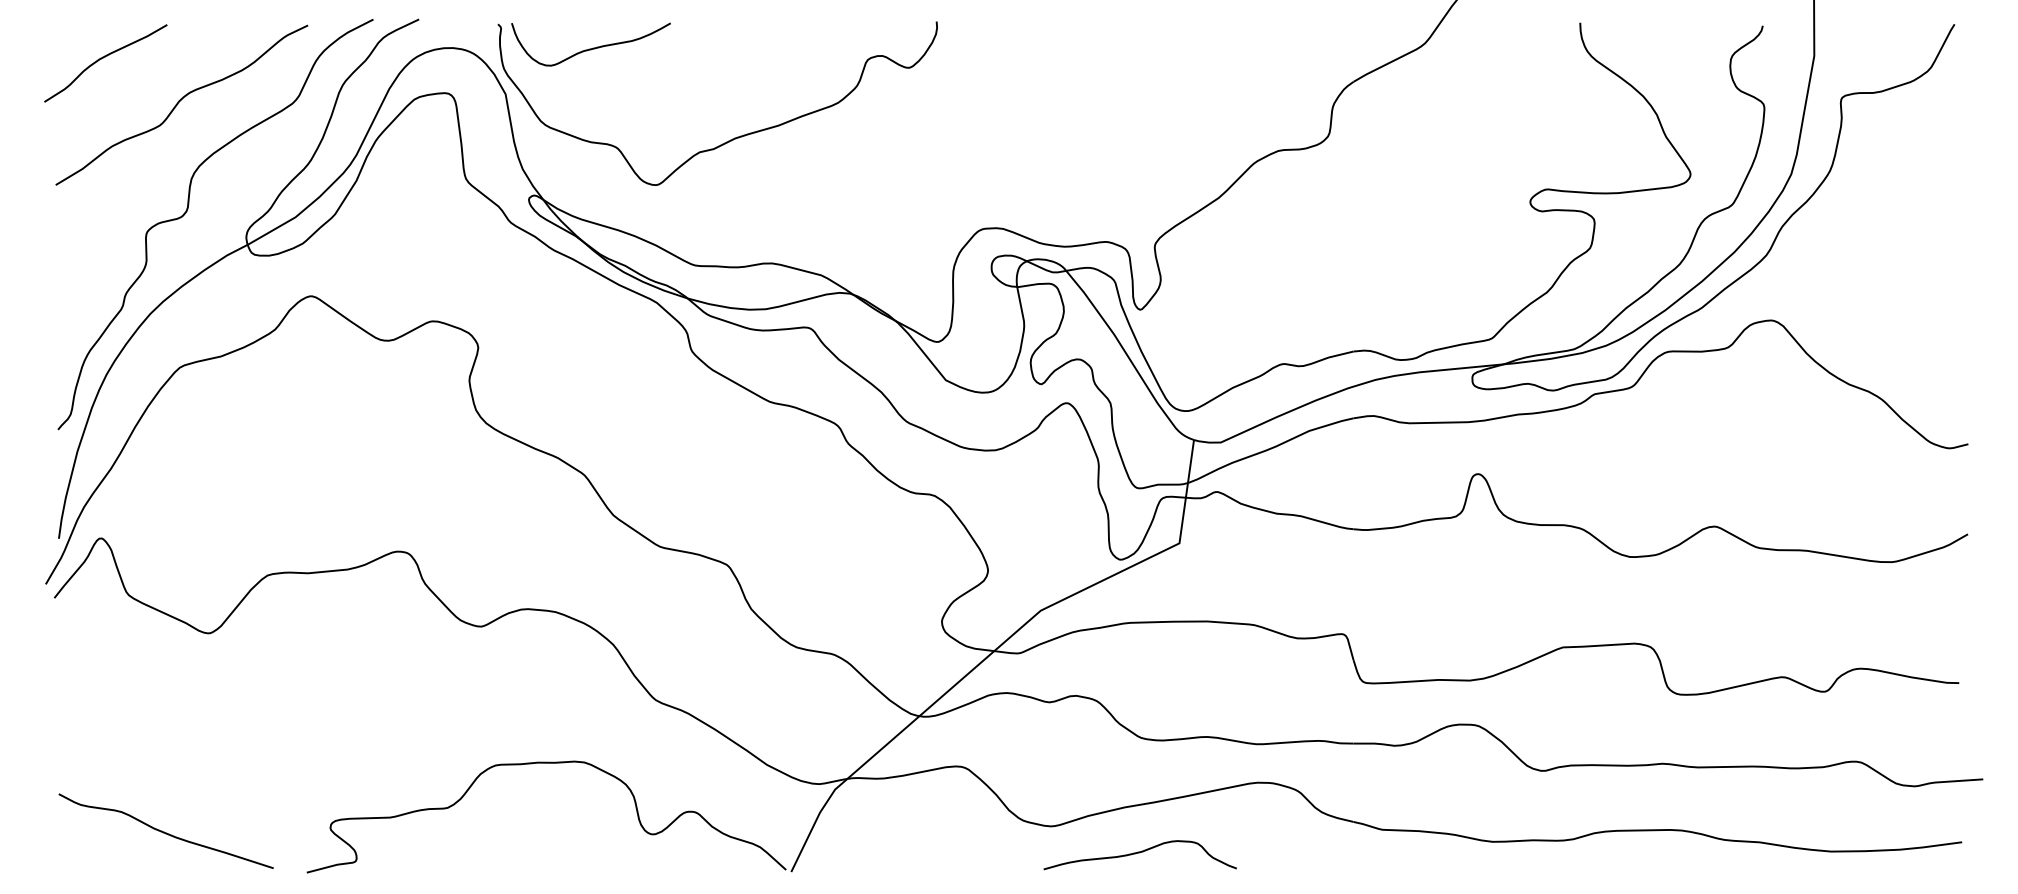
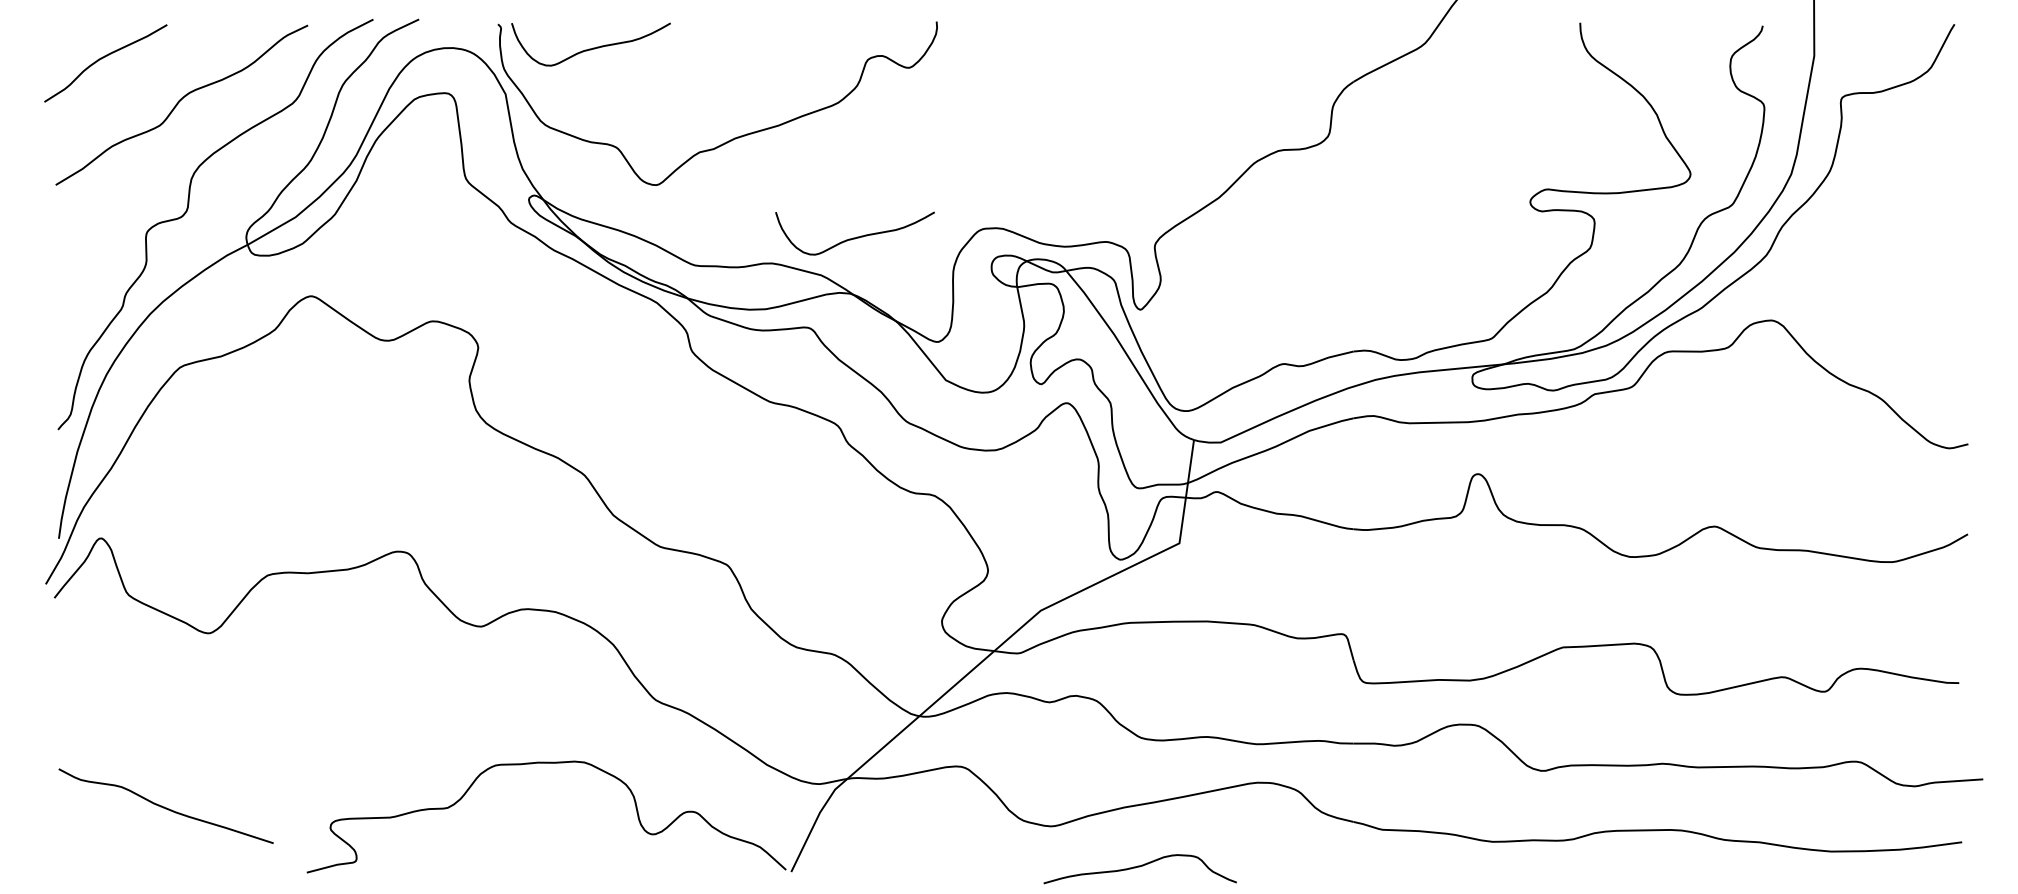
curve: none -> present (854, 237)
curve position: (164, 831) -> (164, 806) (164, 806)
curve position: (1139, 853) -> (1139, 867) (1139, 867)
